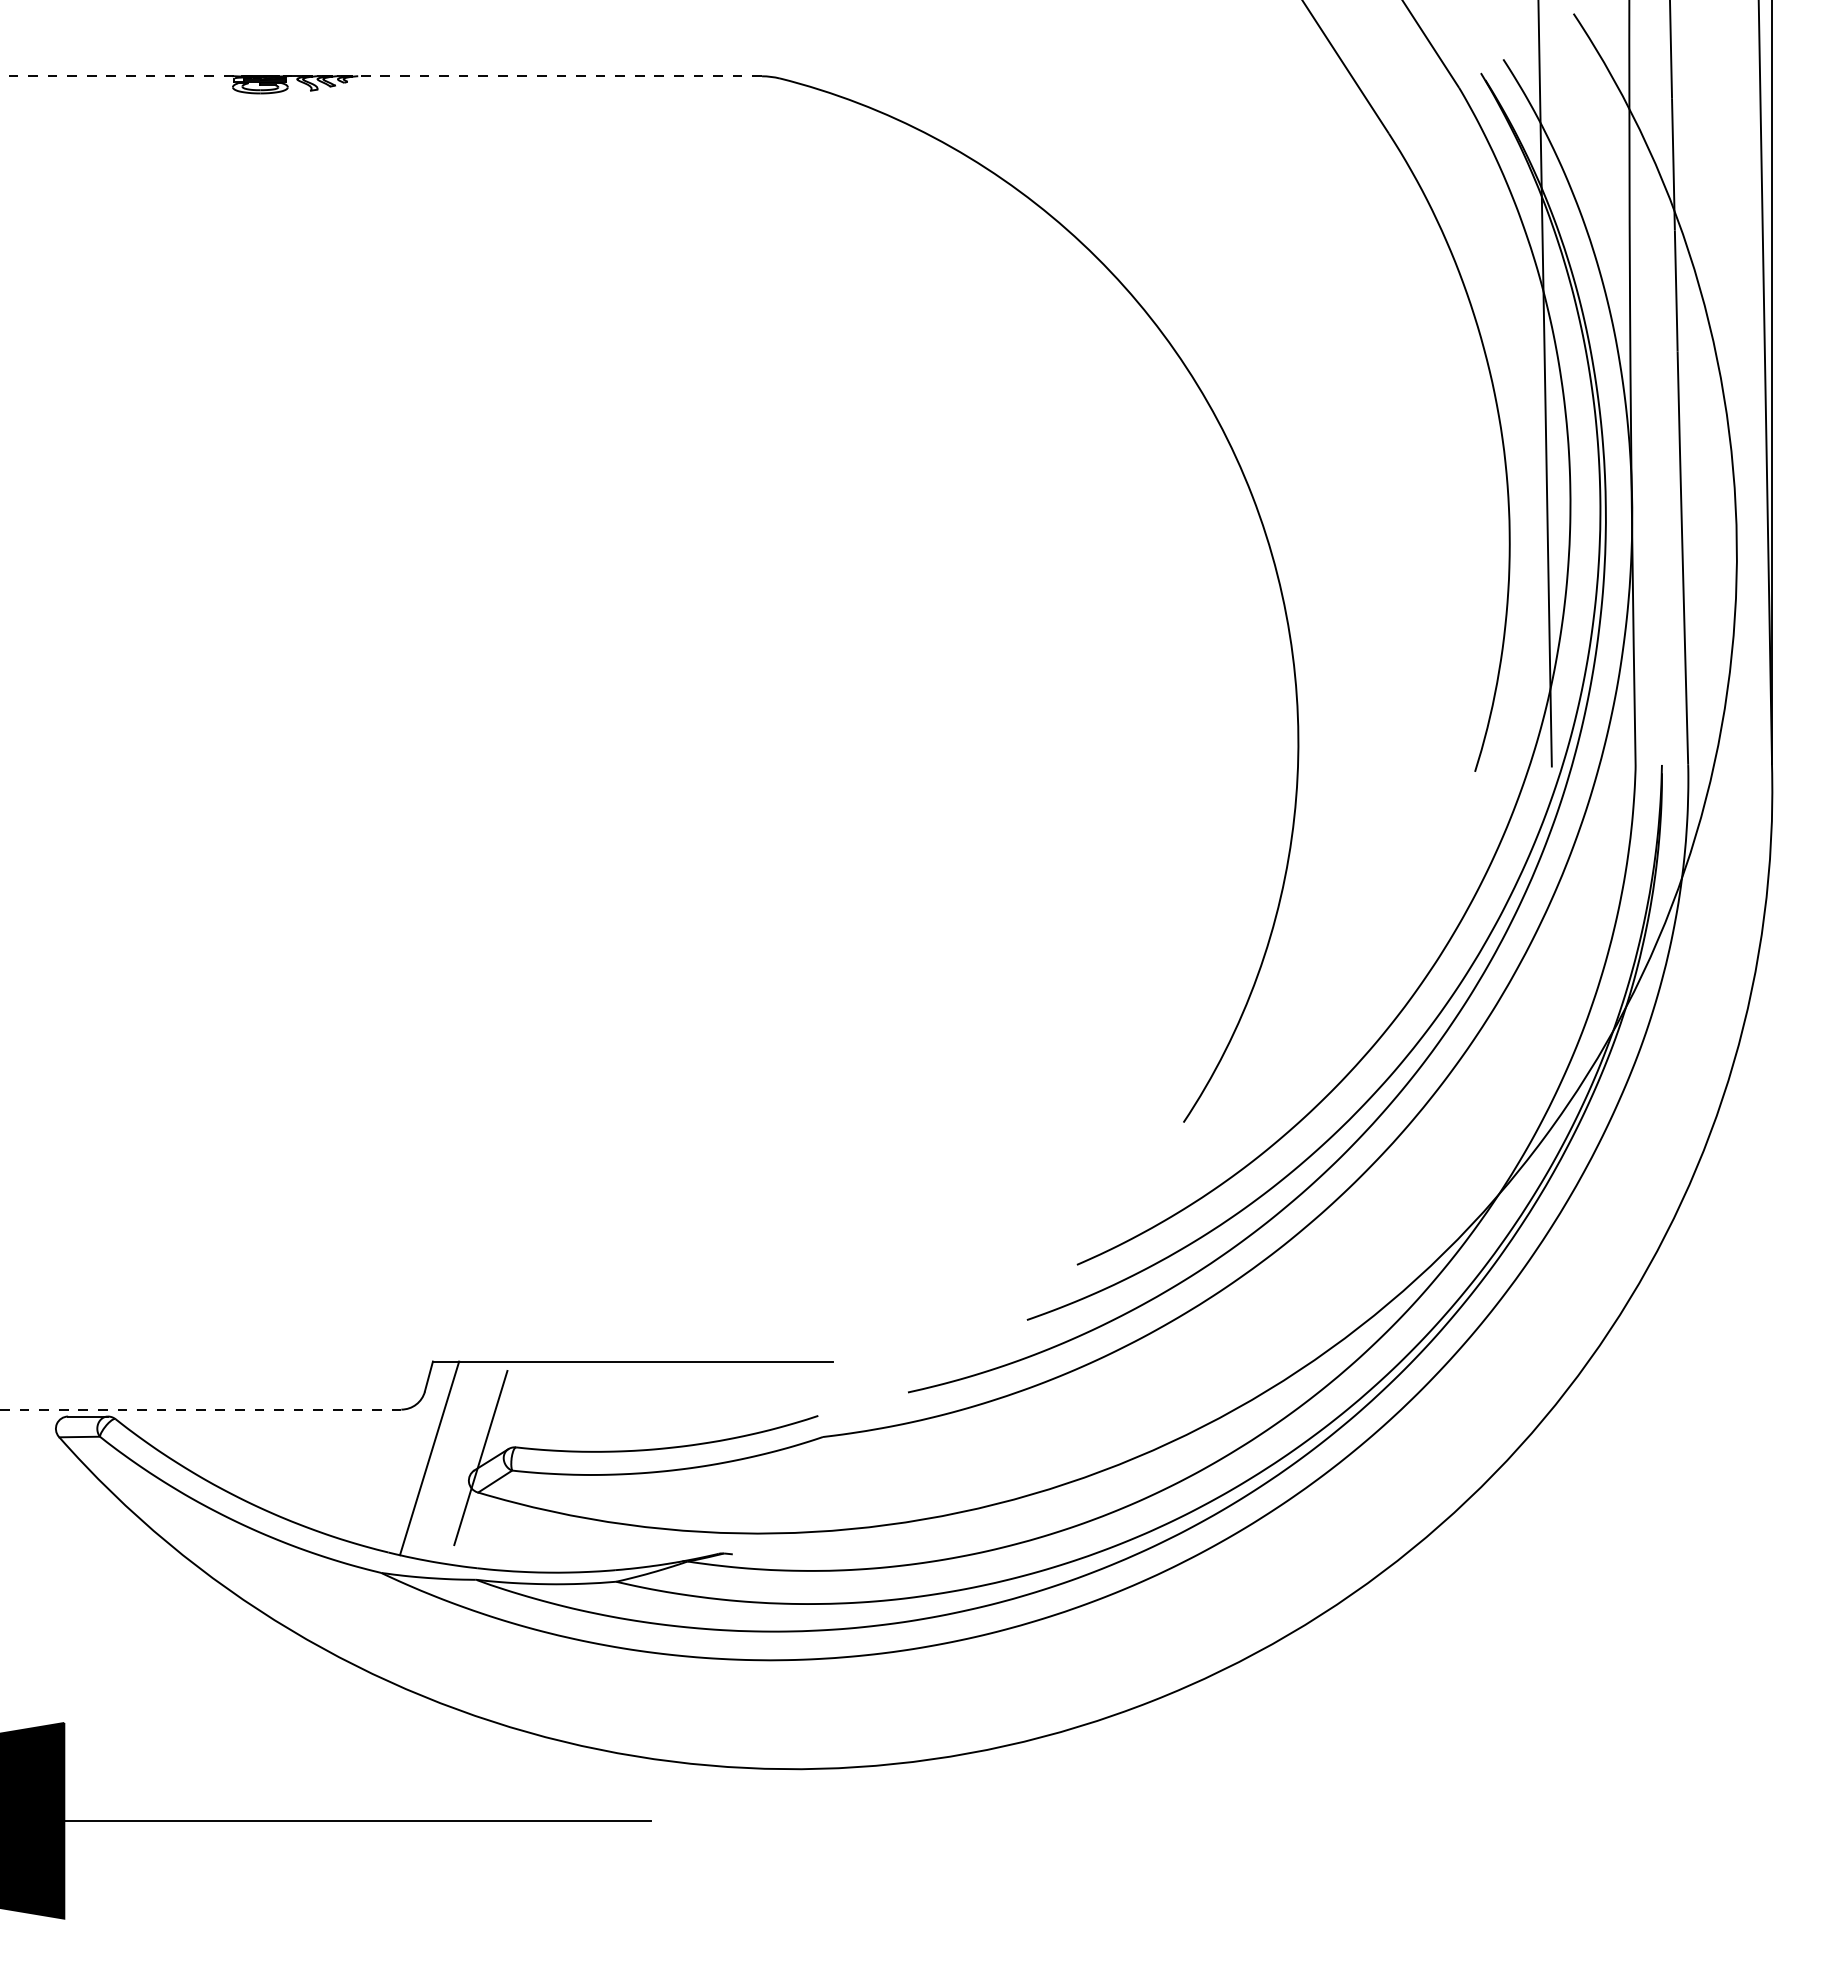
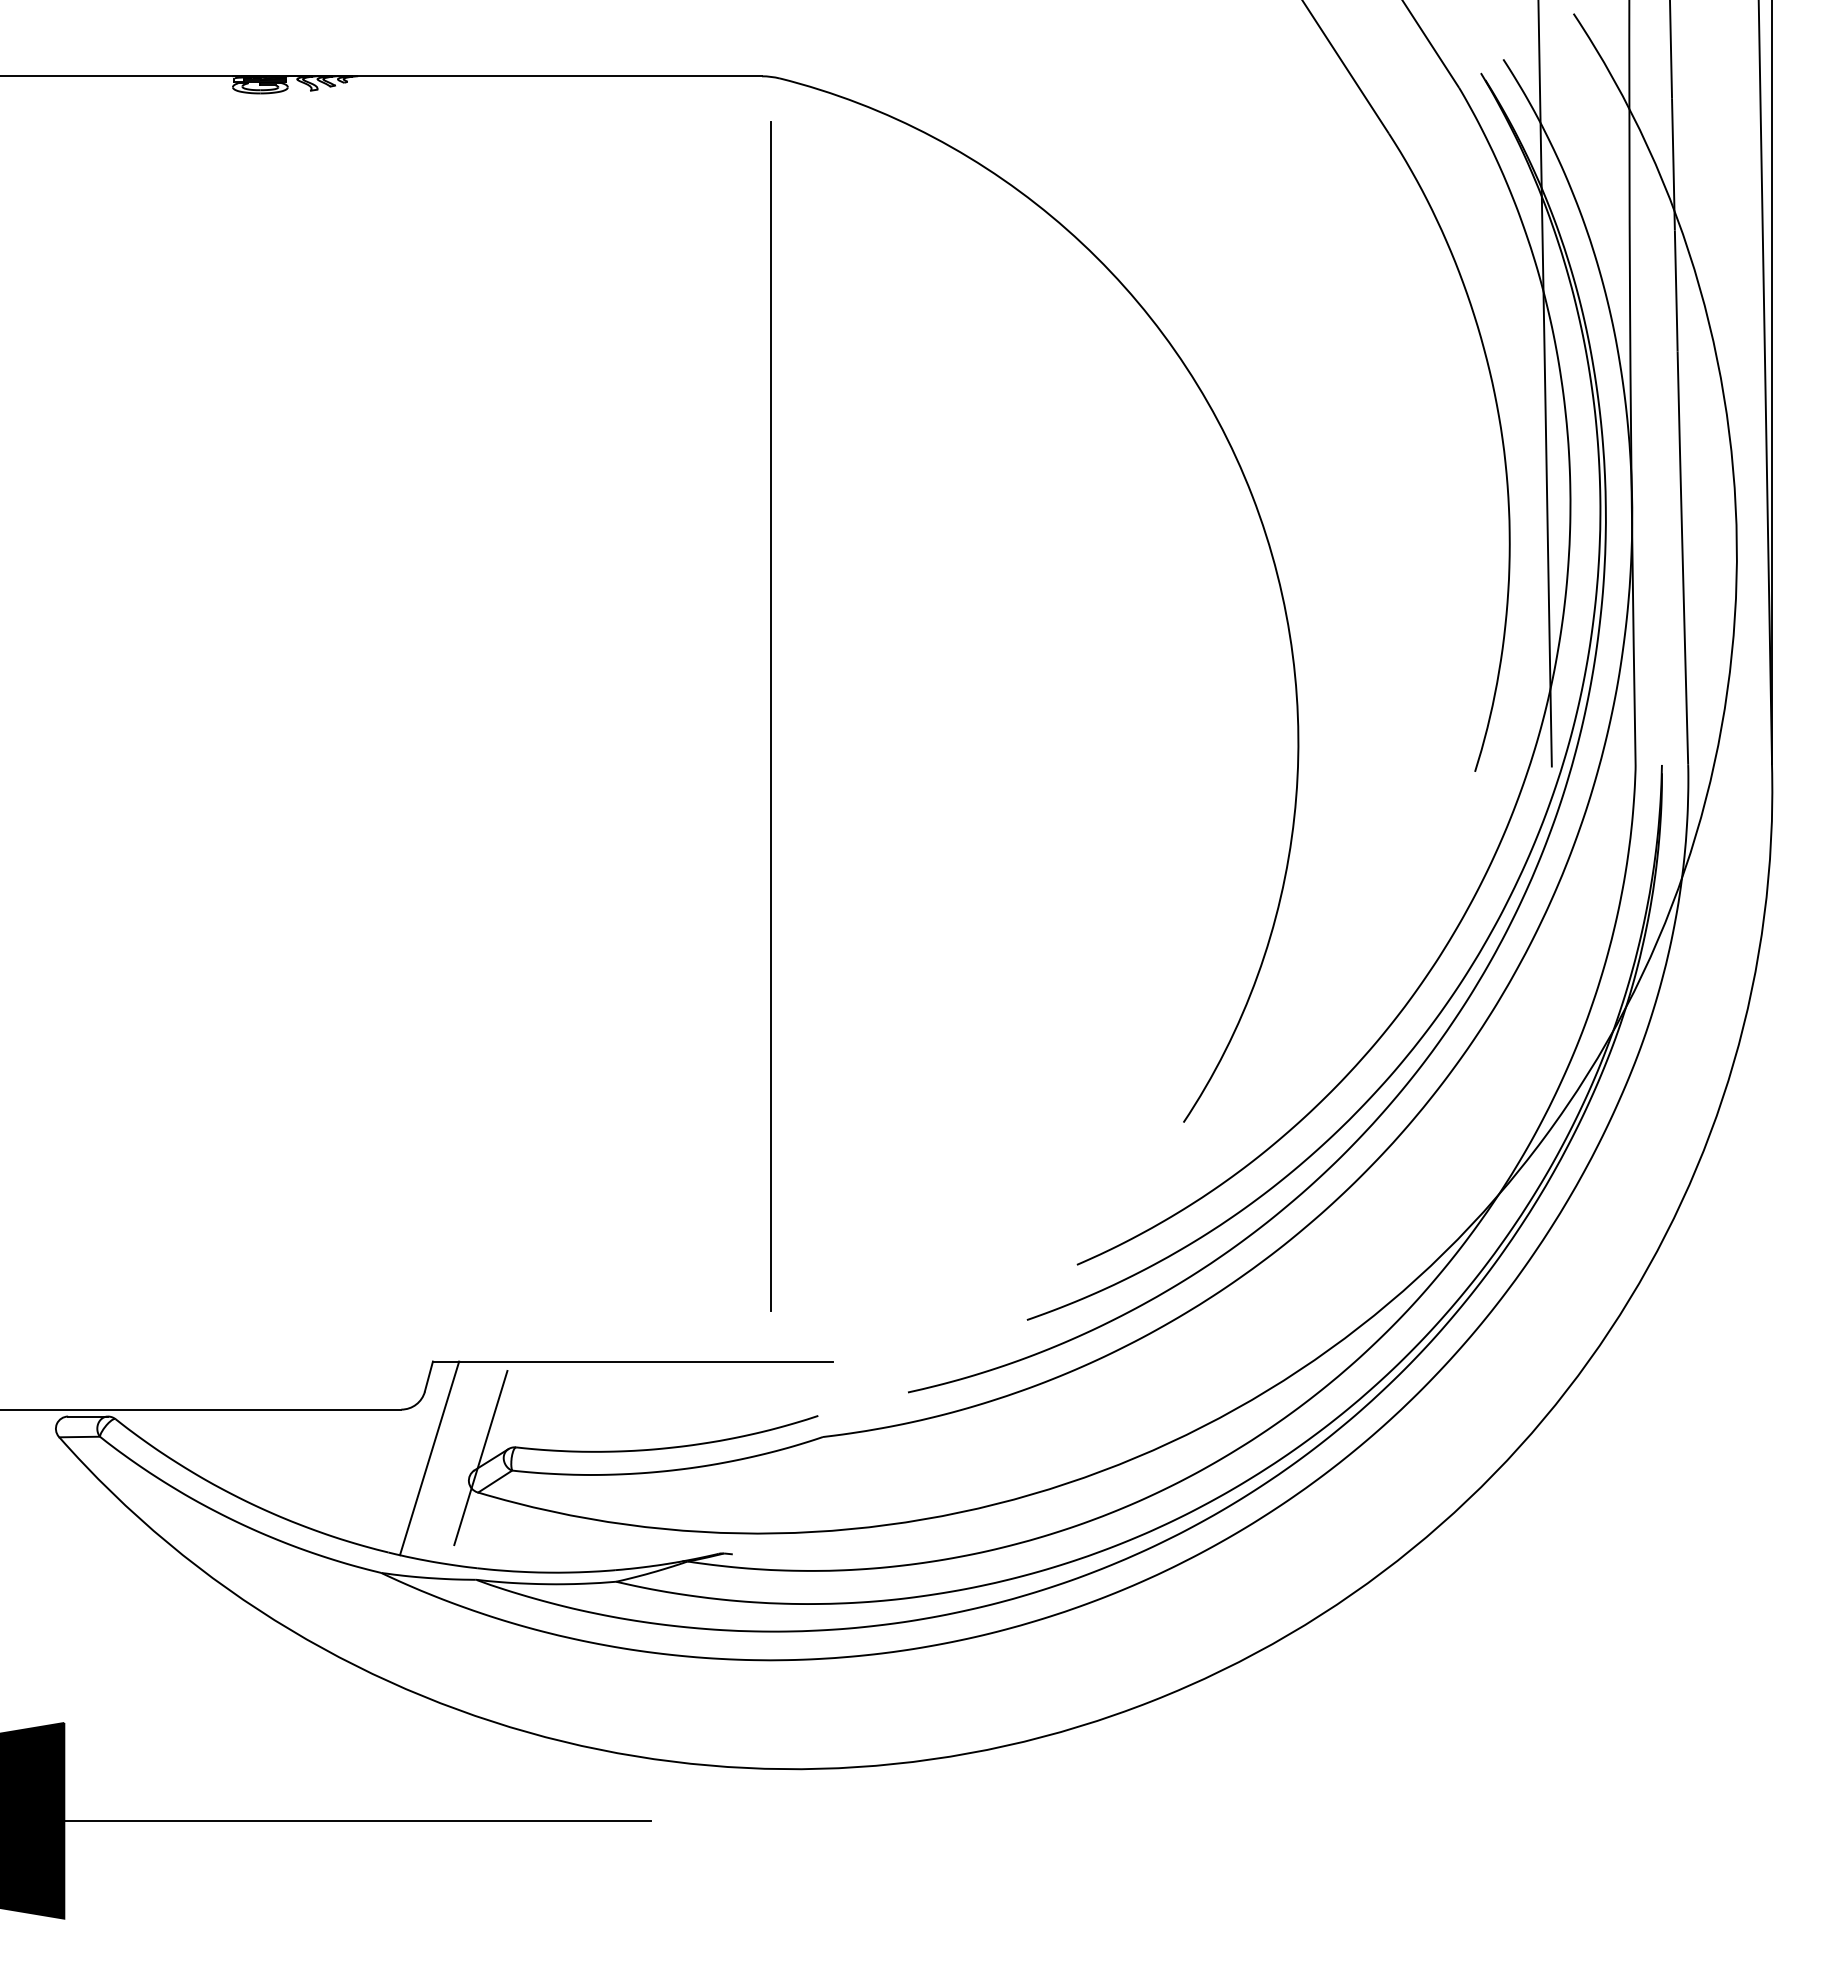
line: dashed -> solid (381, 76)
line: none -> present (770, 715)
line: dashed -> solid (200, 1409)
